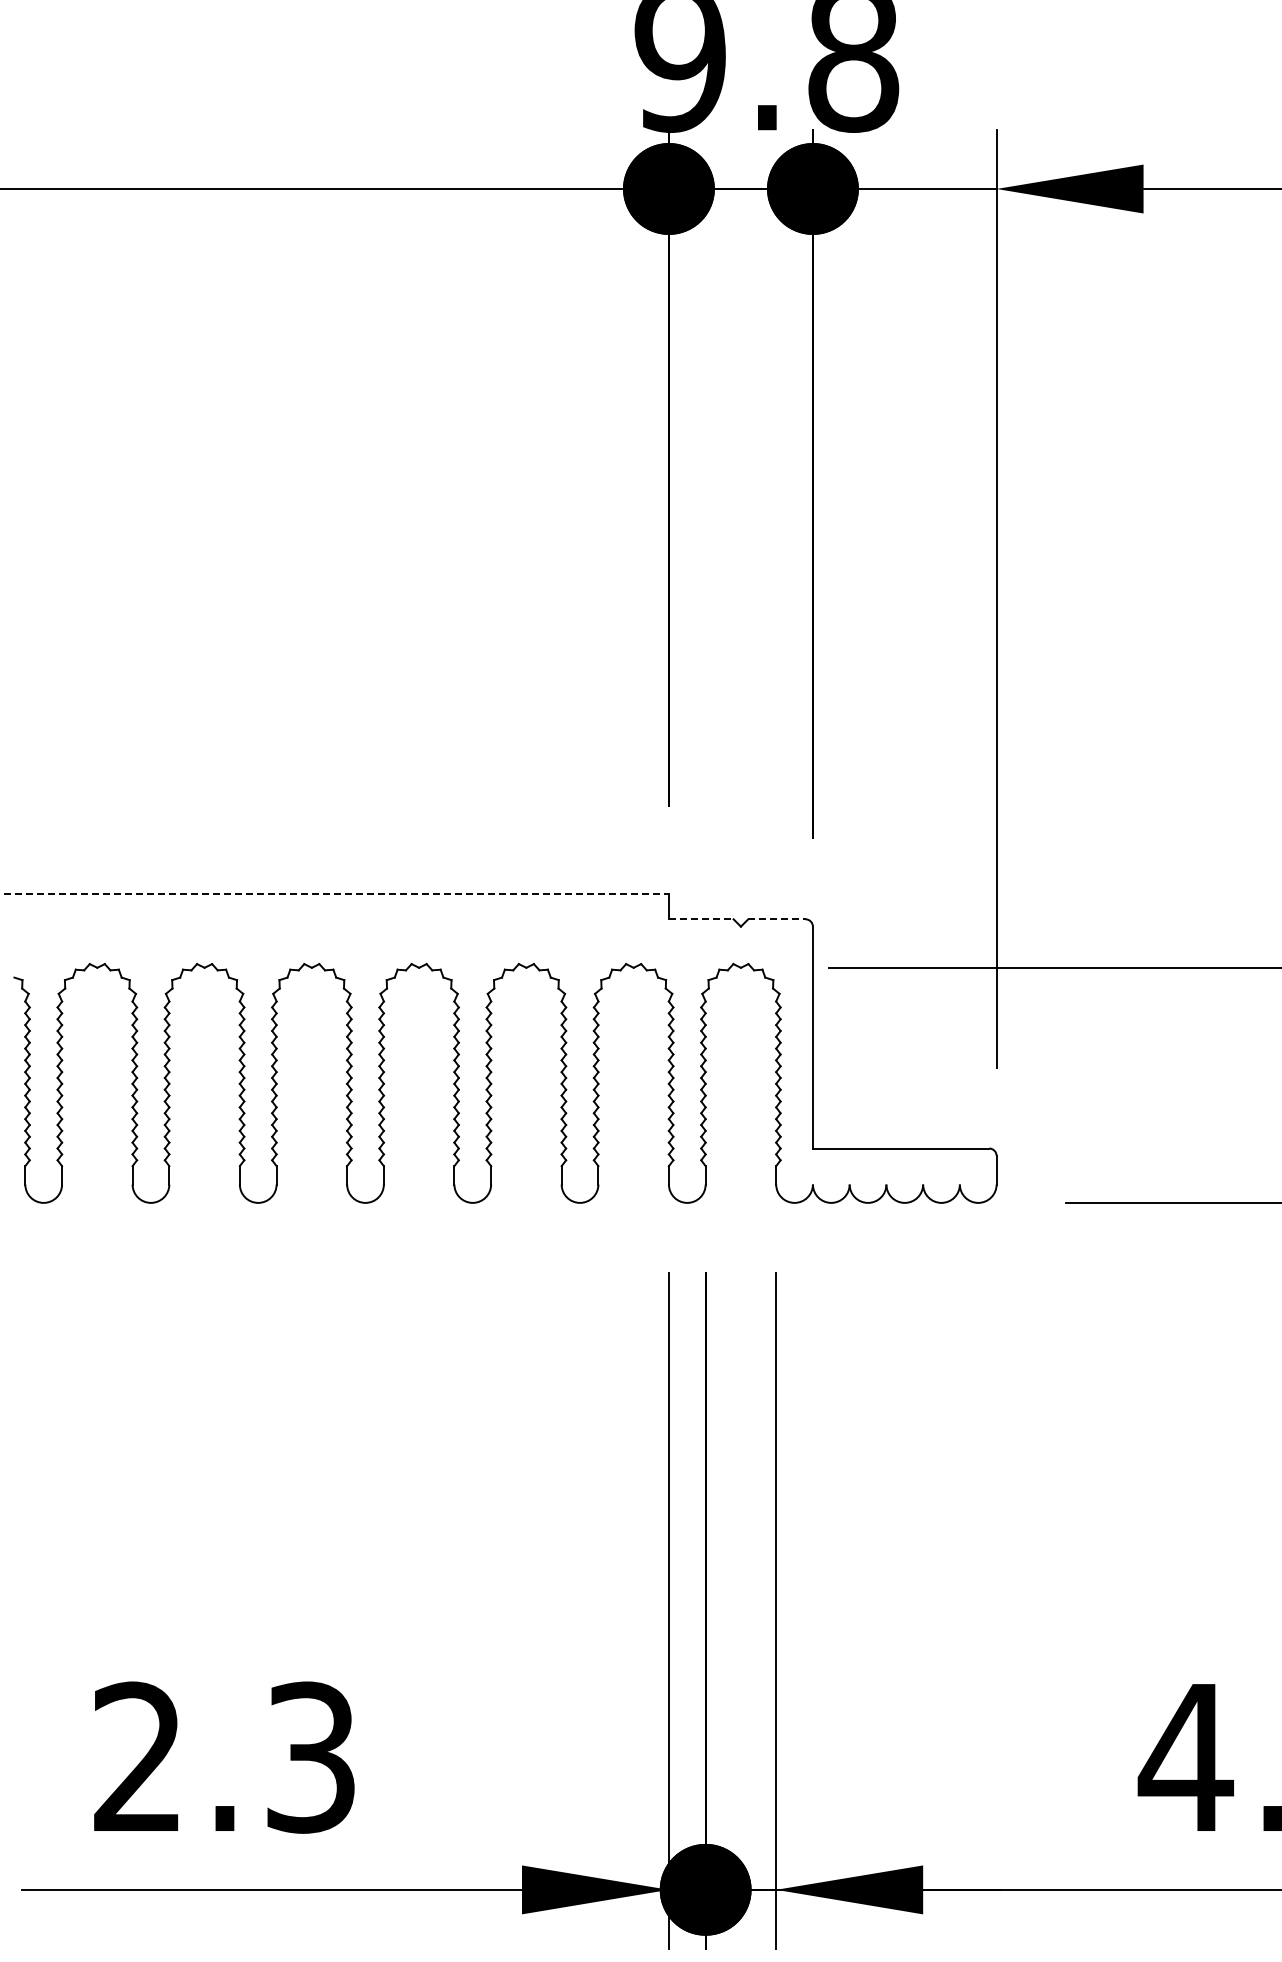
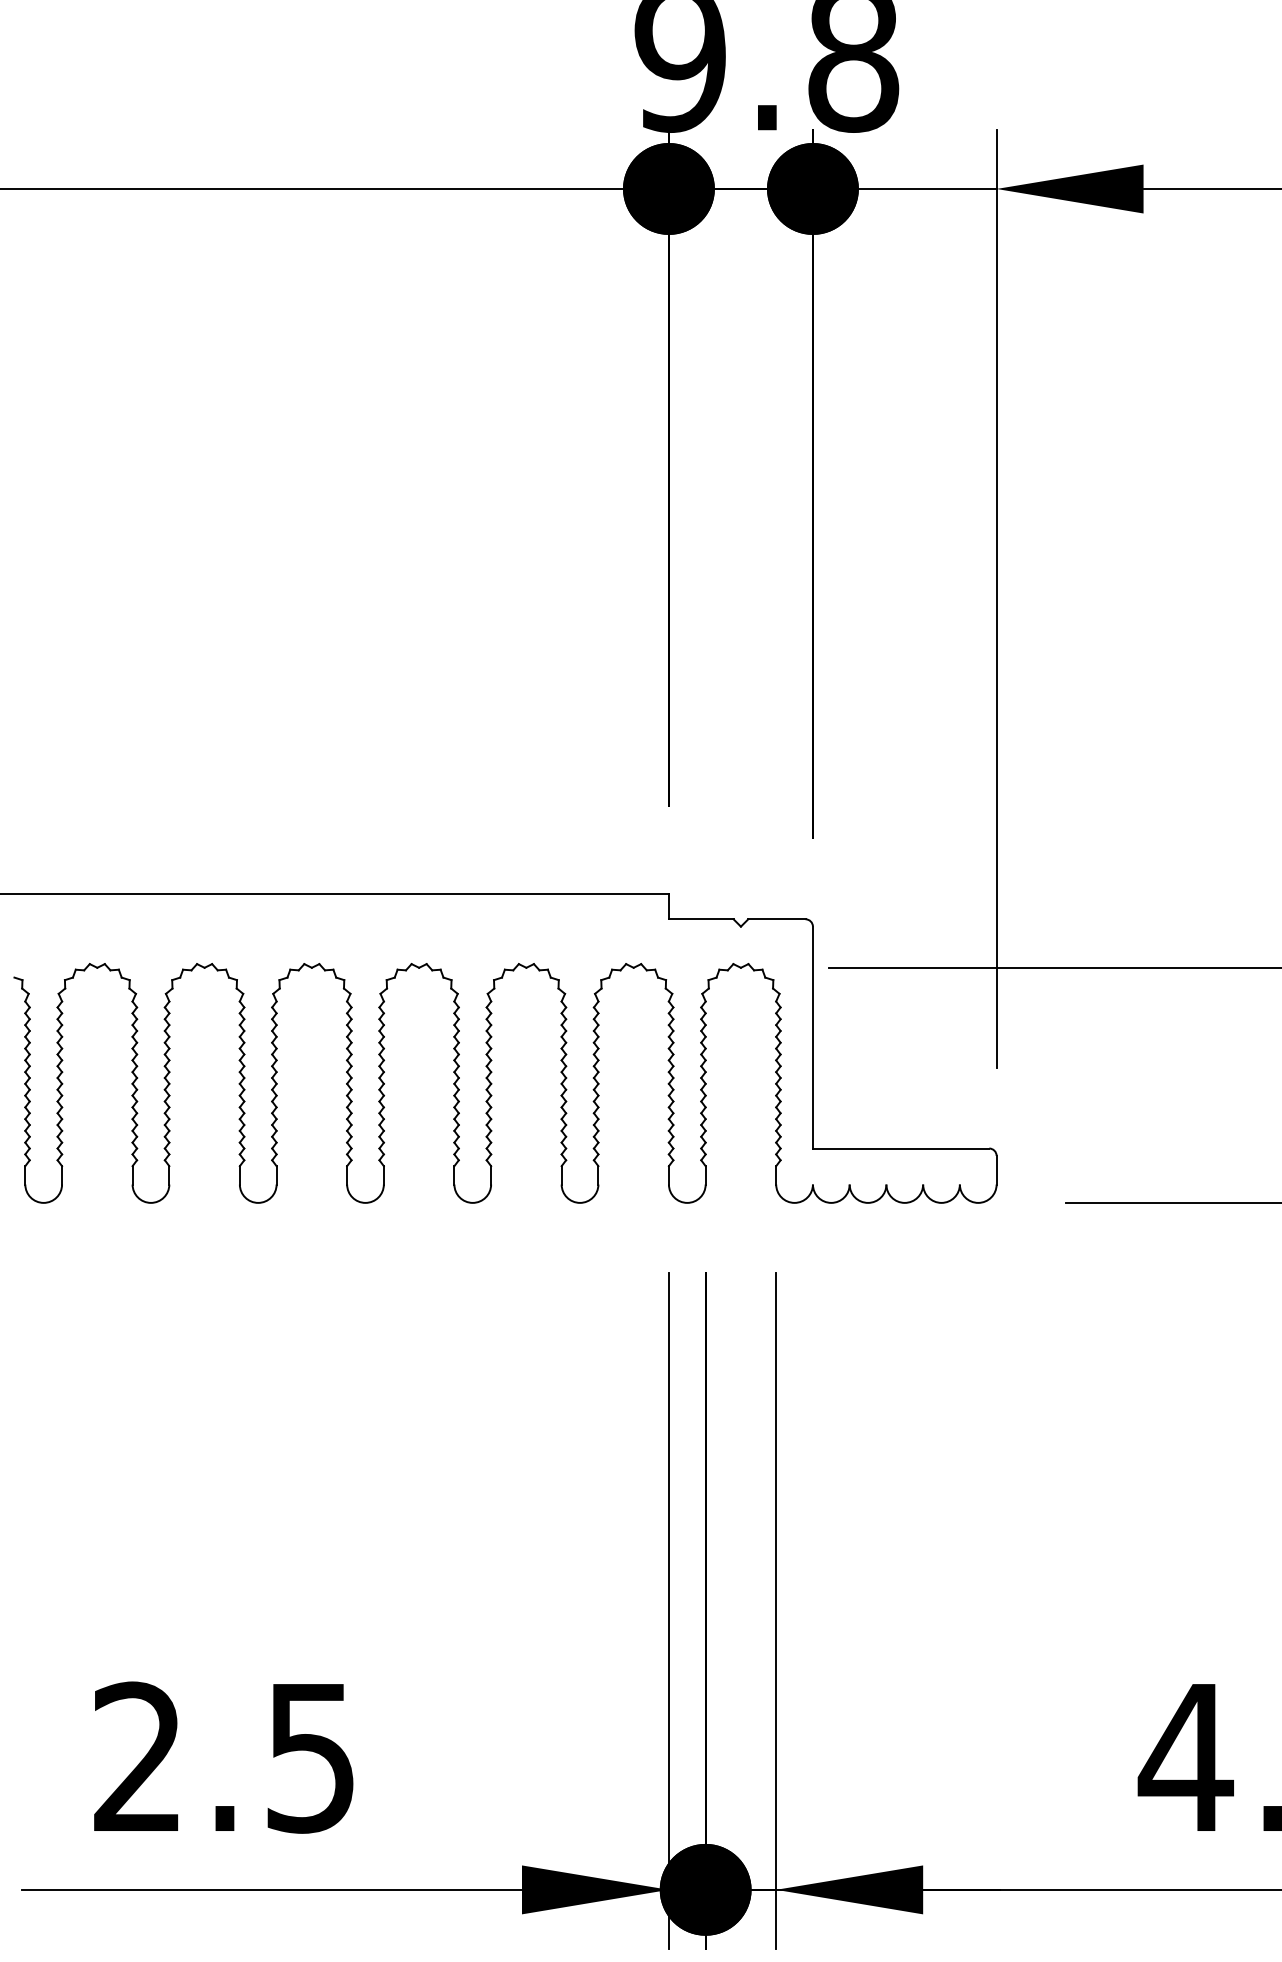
line: dashed -> solid (334, 894)
line: dashed -> solid (701, 919)
line: dashed -> solid (776, 919)
text: 2.3 -> 2.5 (310, 1757)
